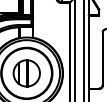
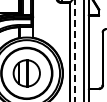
line: solid -> dashed (74, 51)
